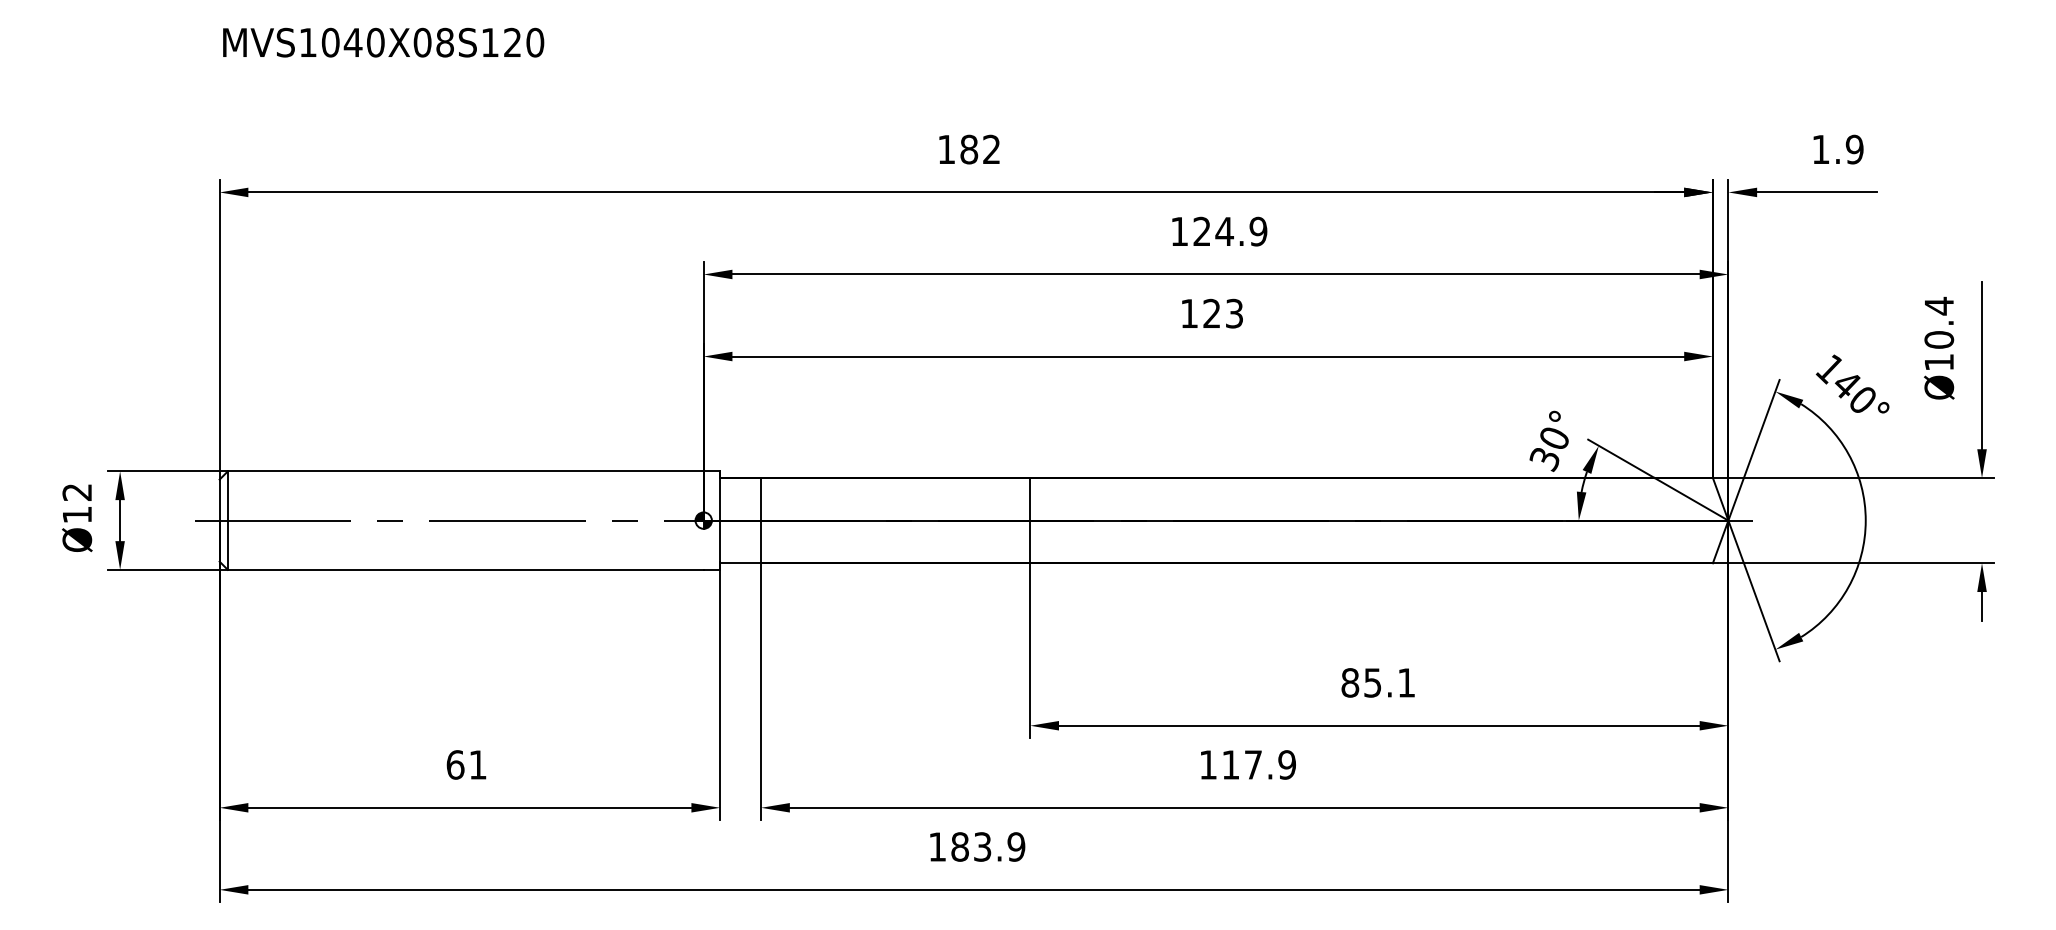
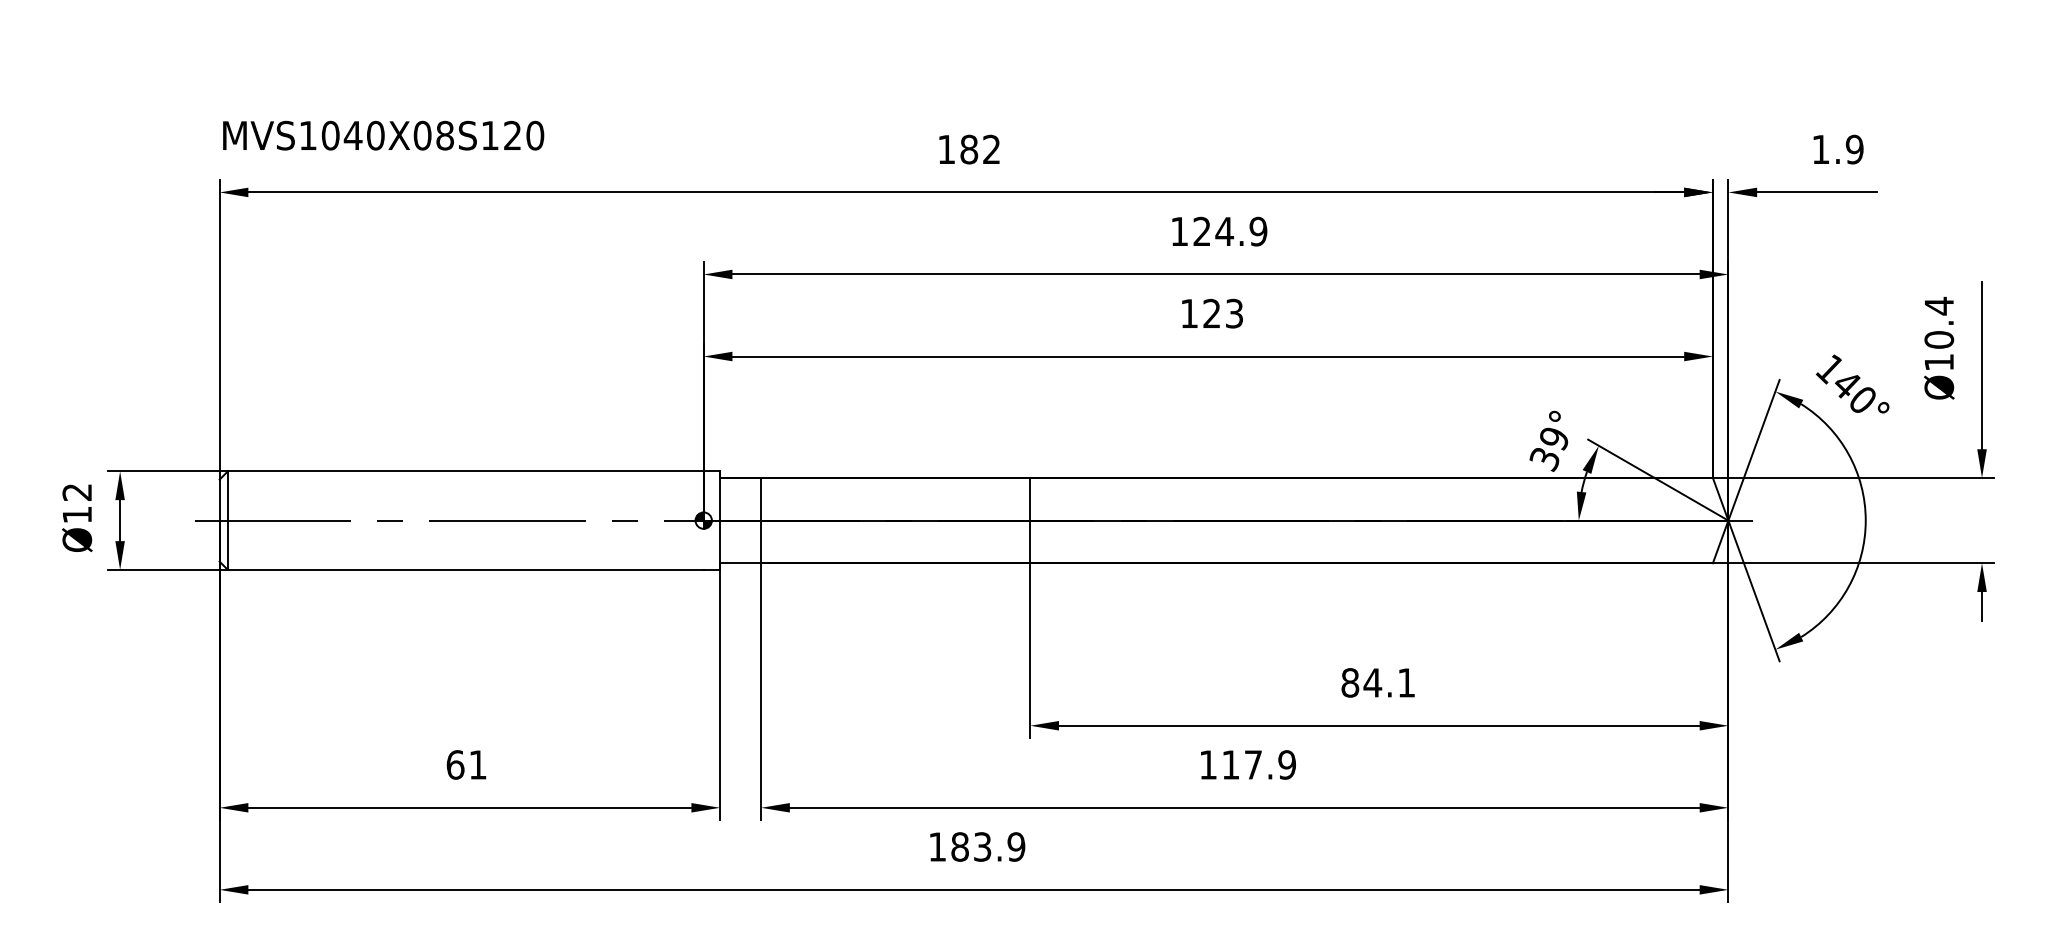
text position: (383, 42) -> (383, 135) (383, 135)
text: 30° -> 39° (1554, 438)
text: 85.1 -> 84.1 (1372, 682)
